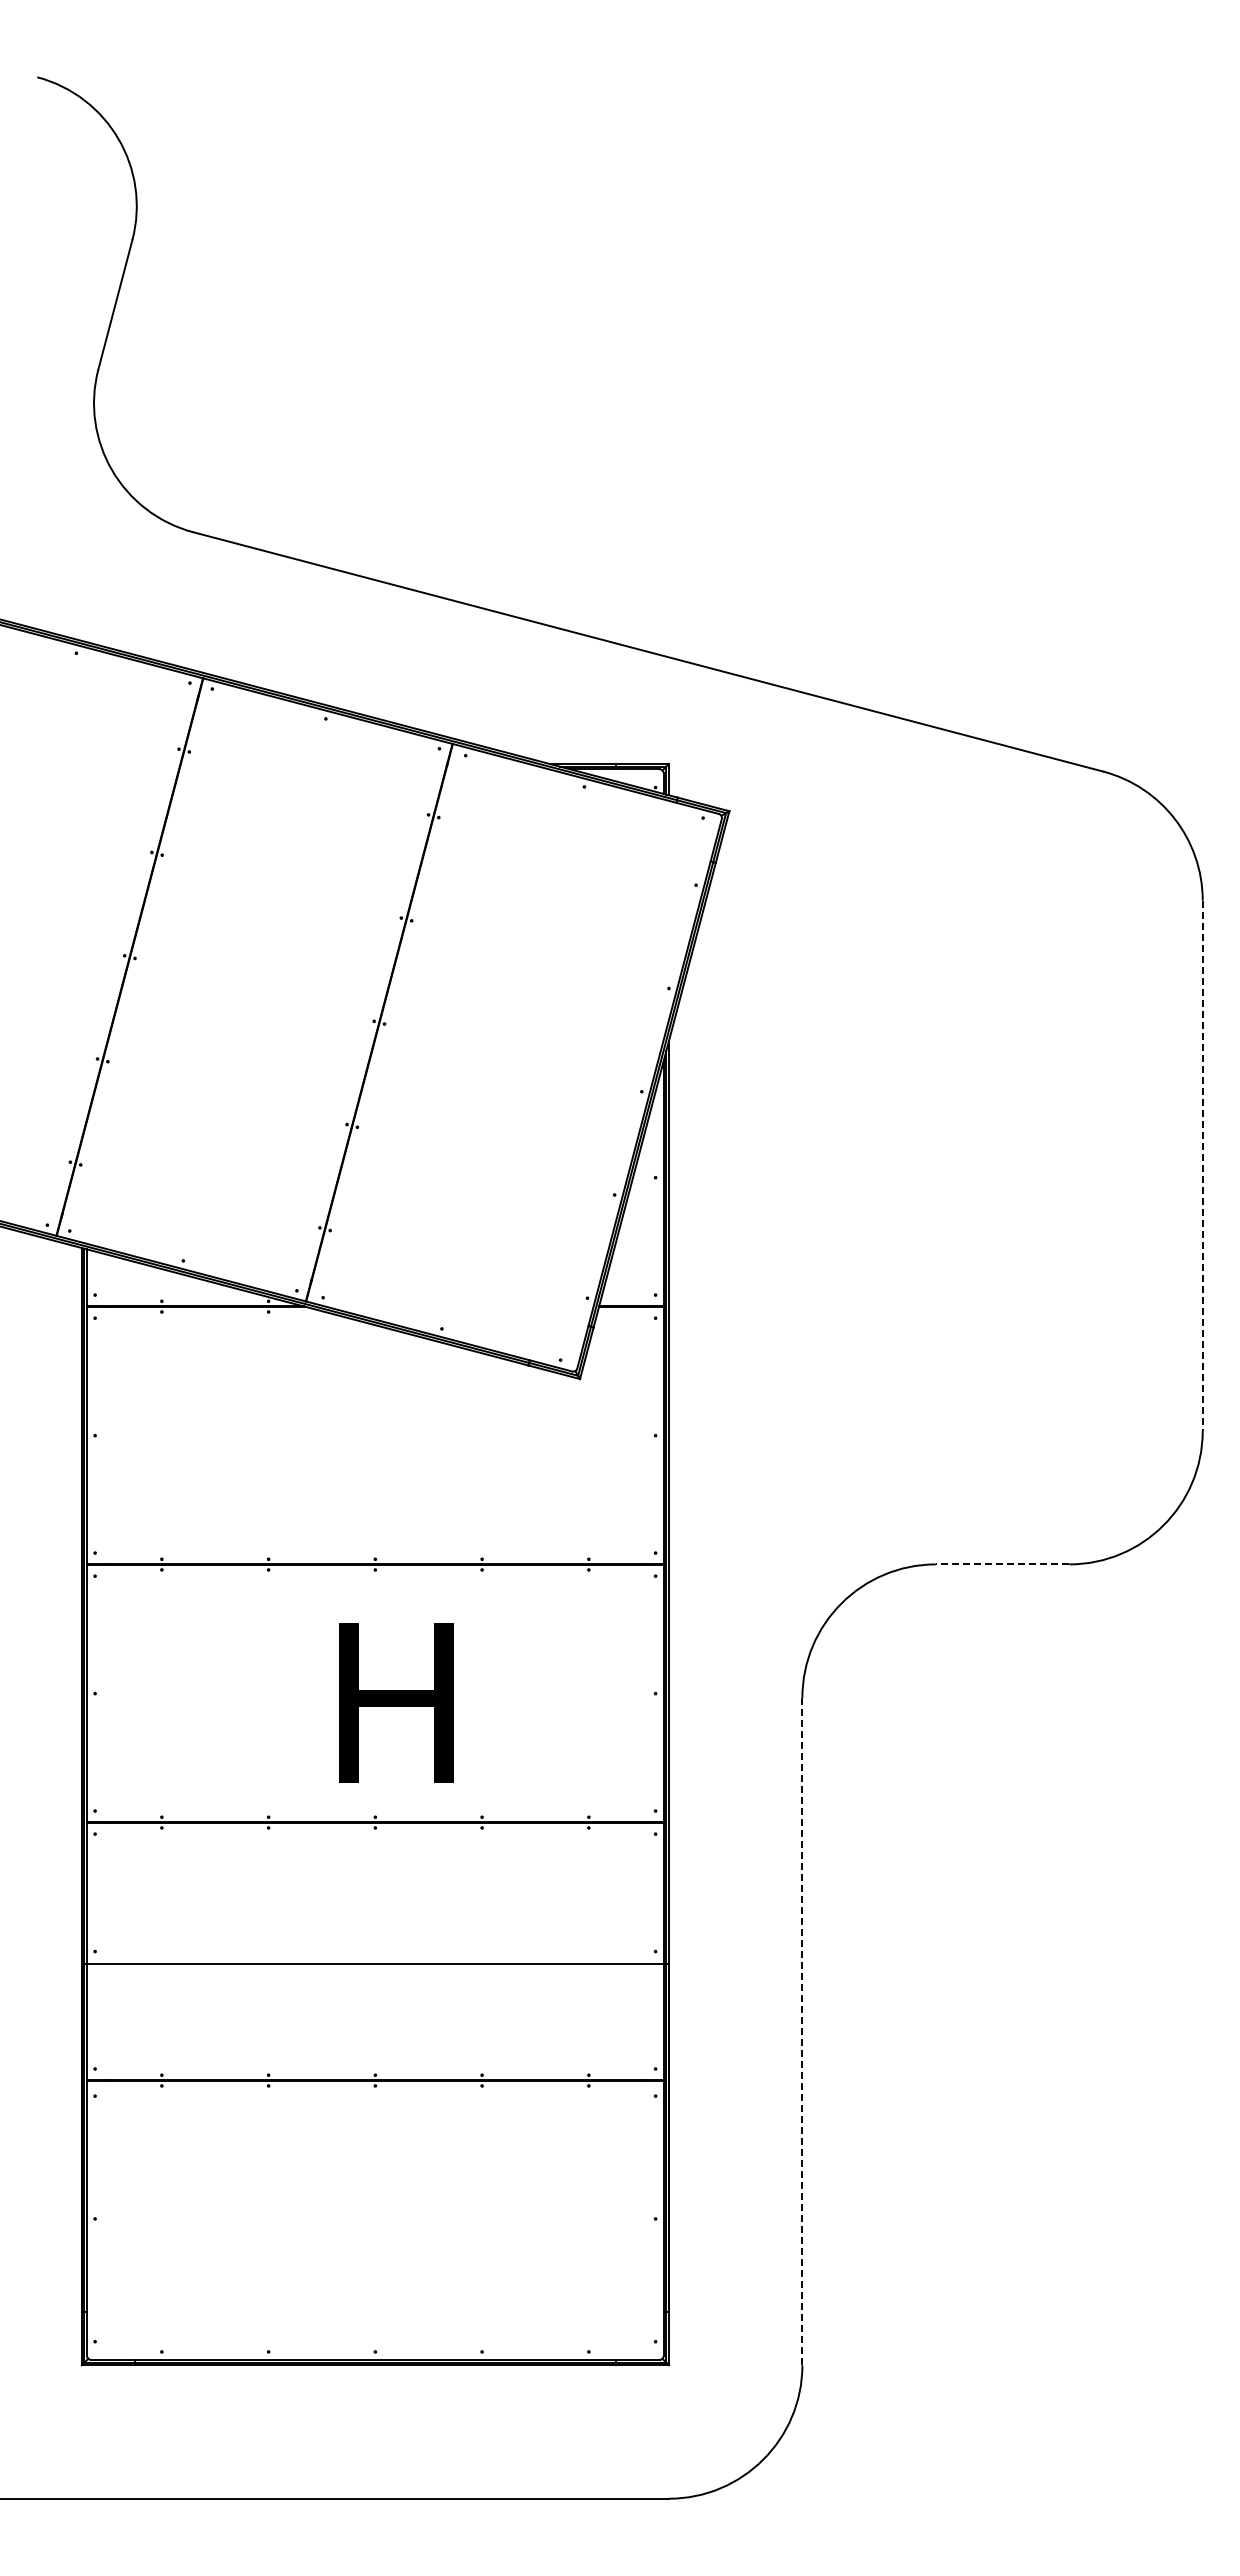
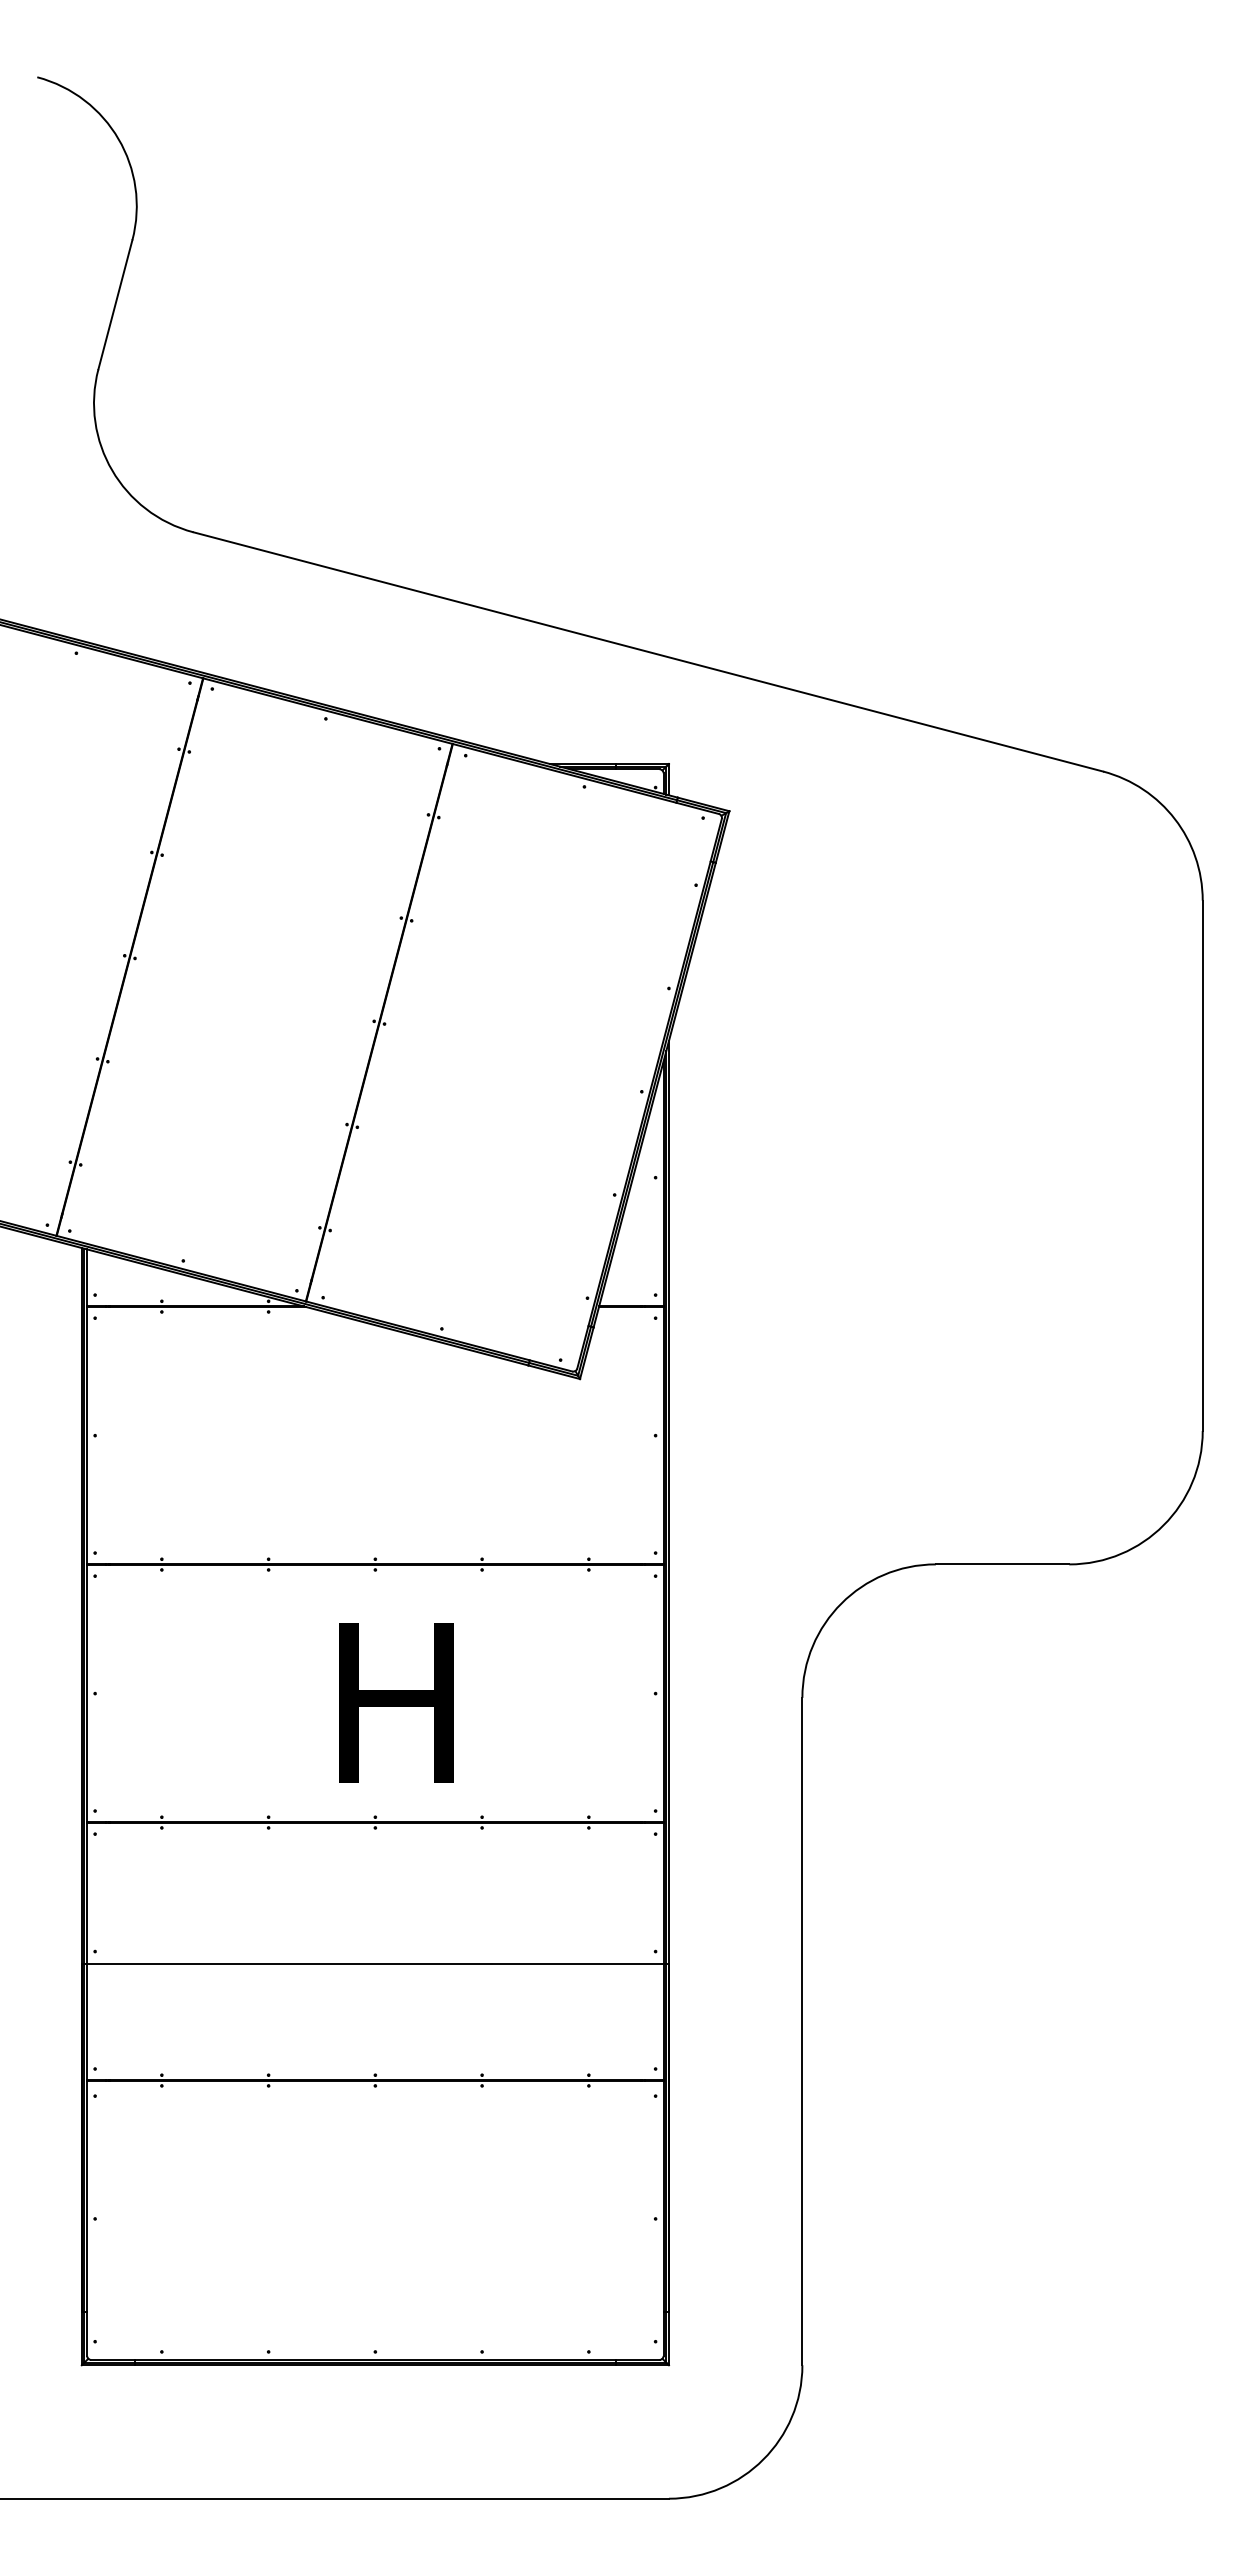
line: dashed -> solid (1202, 1166)
line: dashed -> solid (1002, 1564)
line: dashed -> solid (802, 2031)
